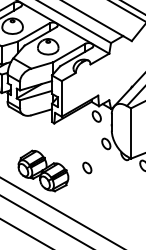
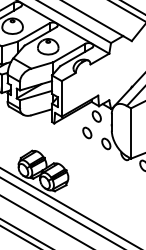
part position: (87, 167) -> (87, 132) (87, 132)
line: none -> present (69, 207)
line: none -> present (19, 236)
